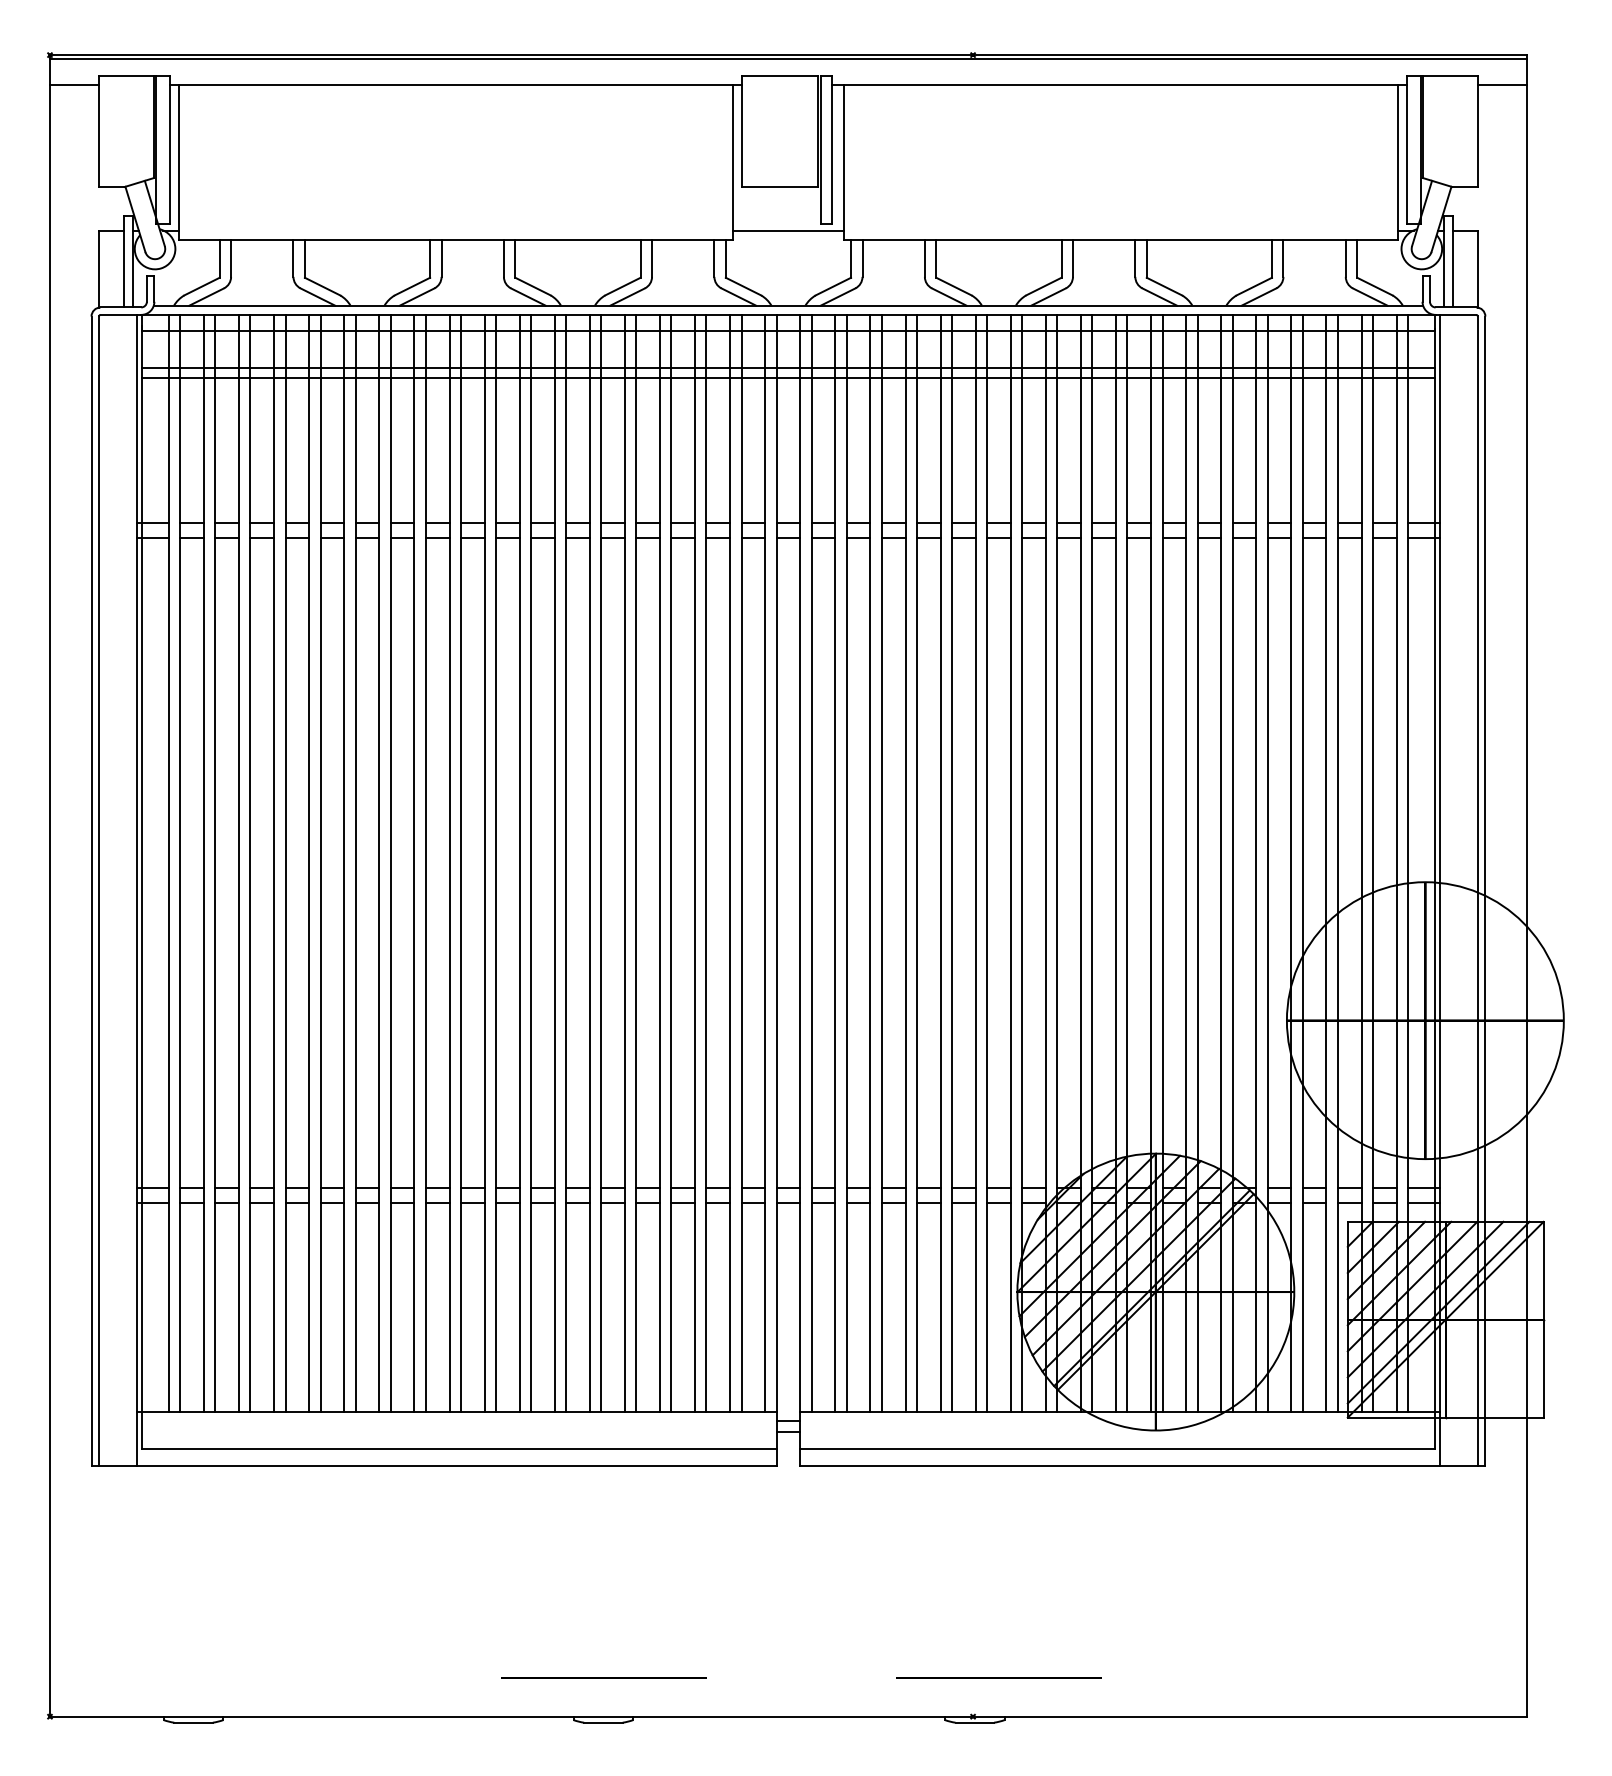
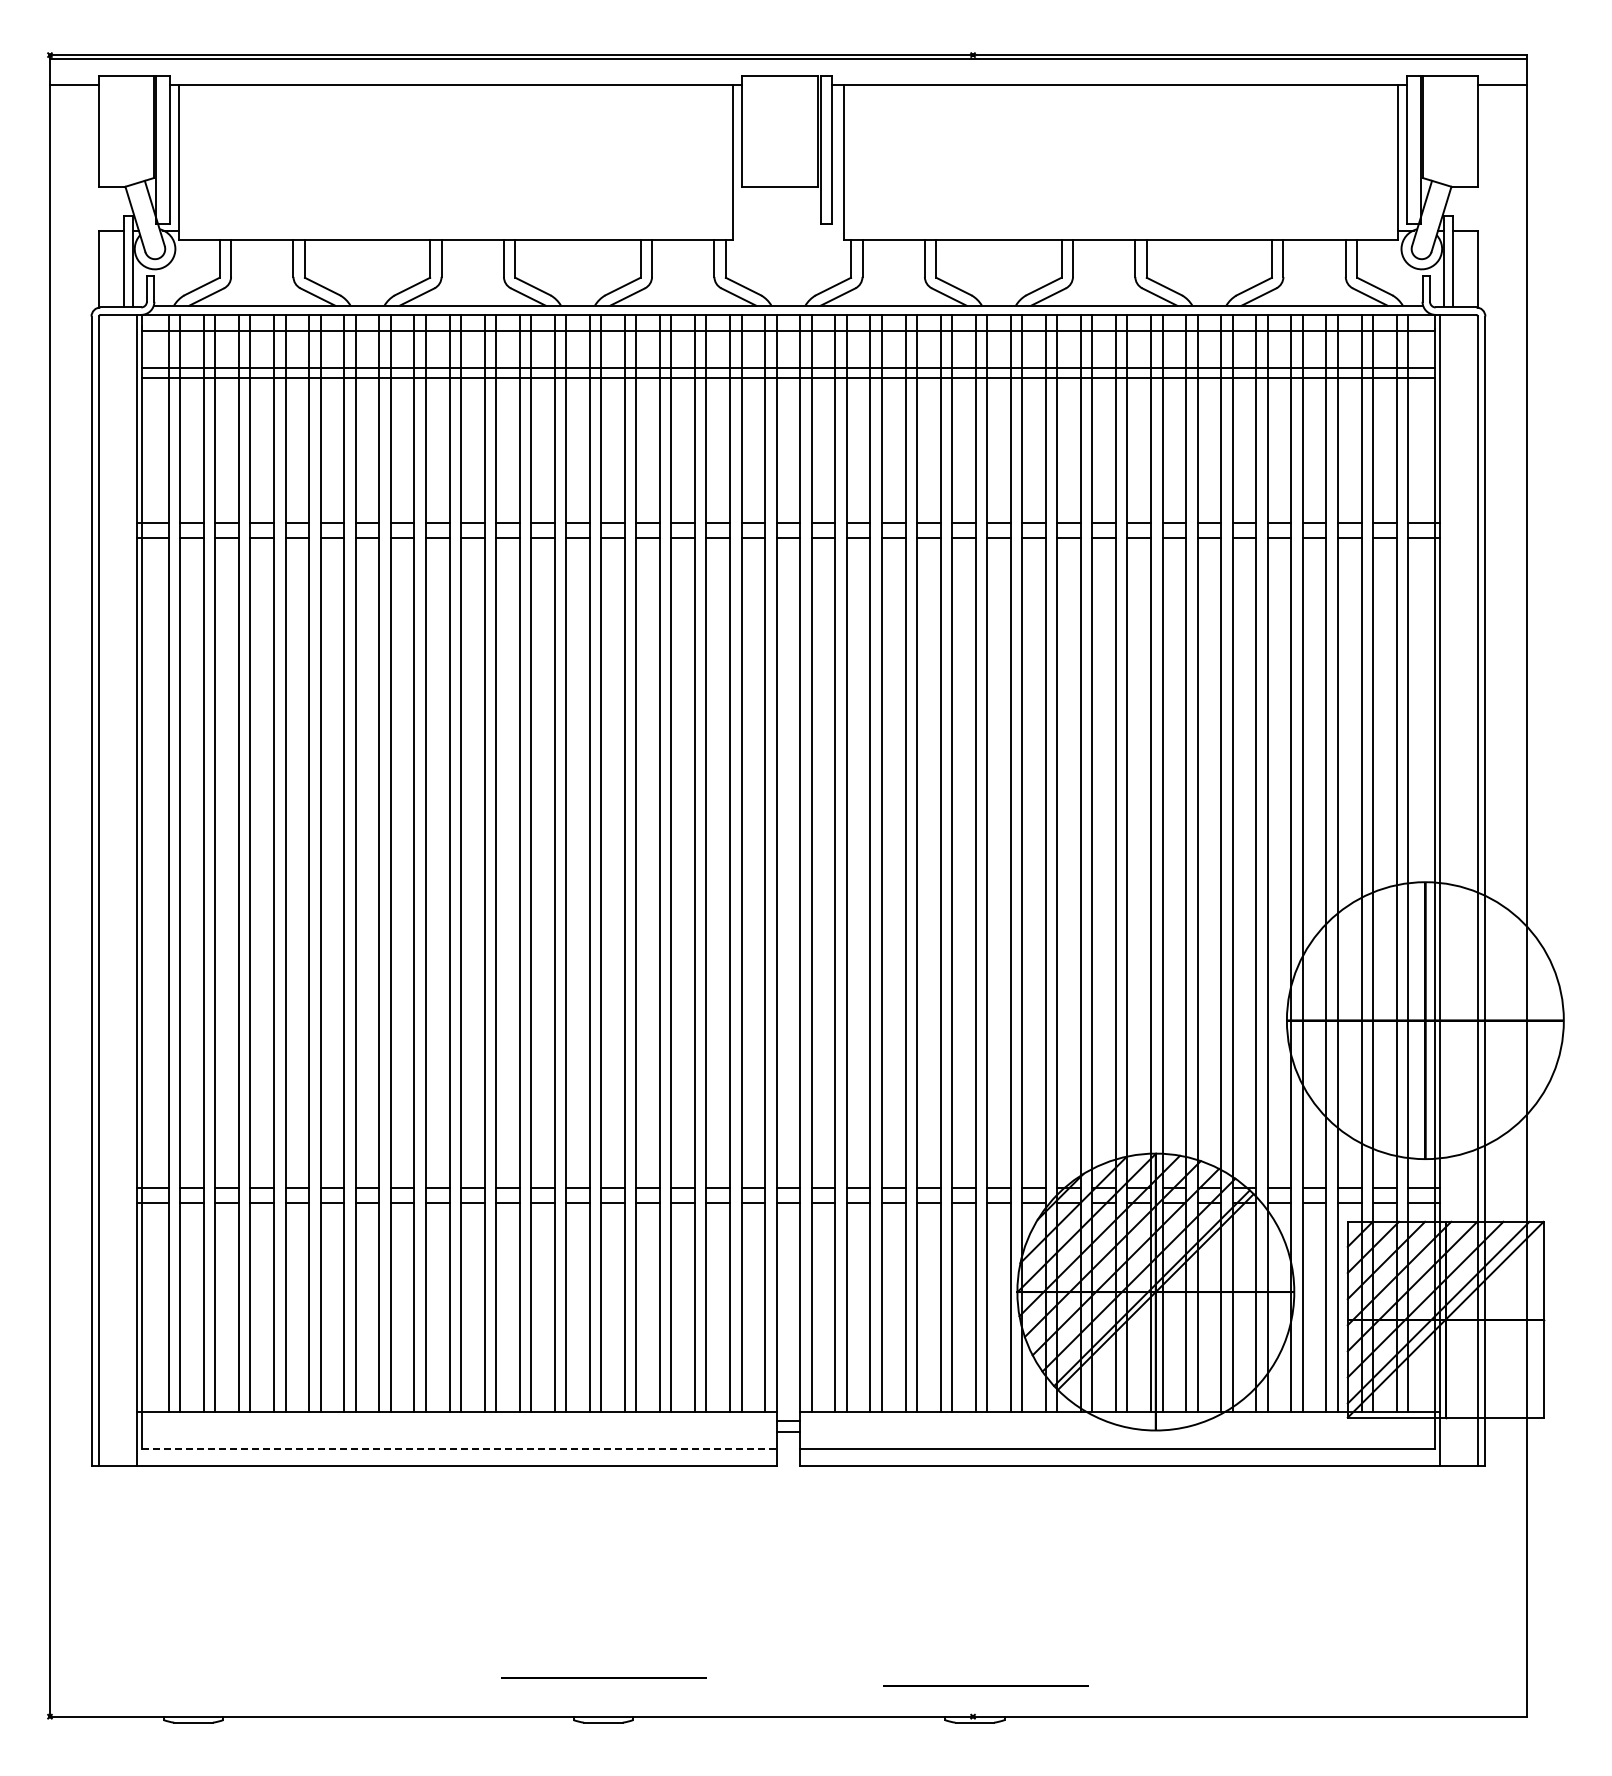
line: present -> none (788, 230)
line: solid -> dashed (459, 1449)
line position: (998, 1677) -> (985, 1685) (985, 1685)
